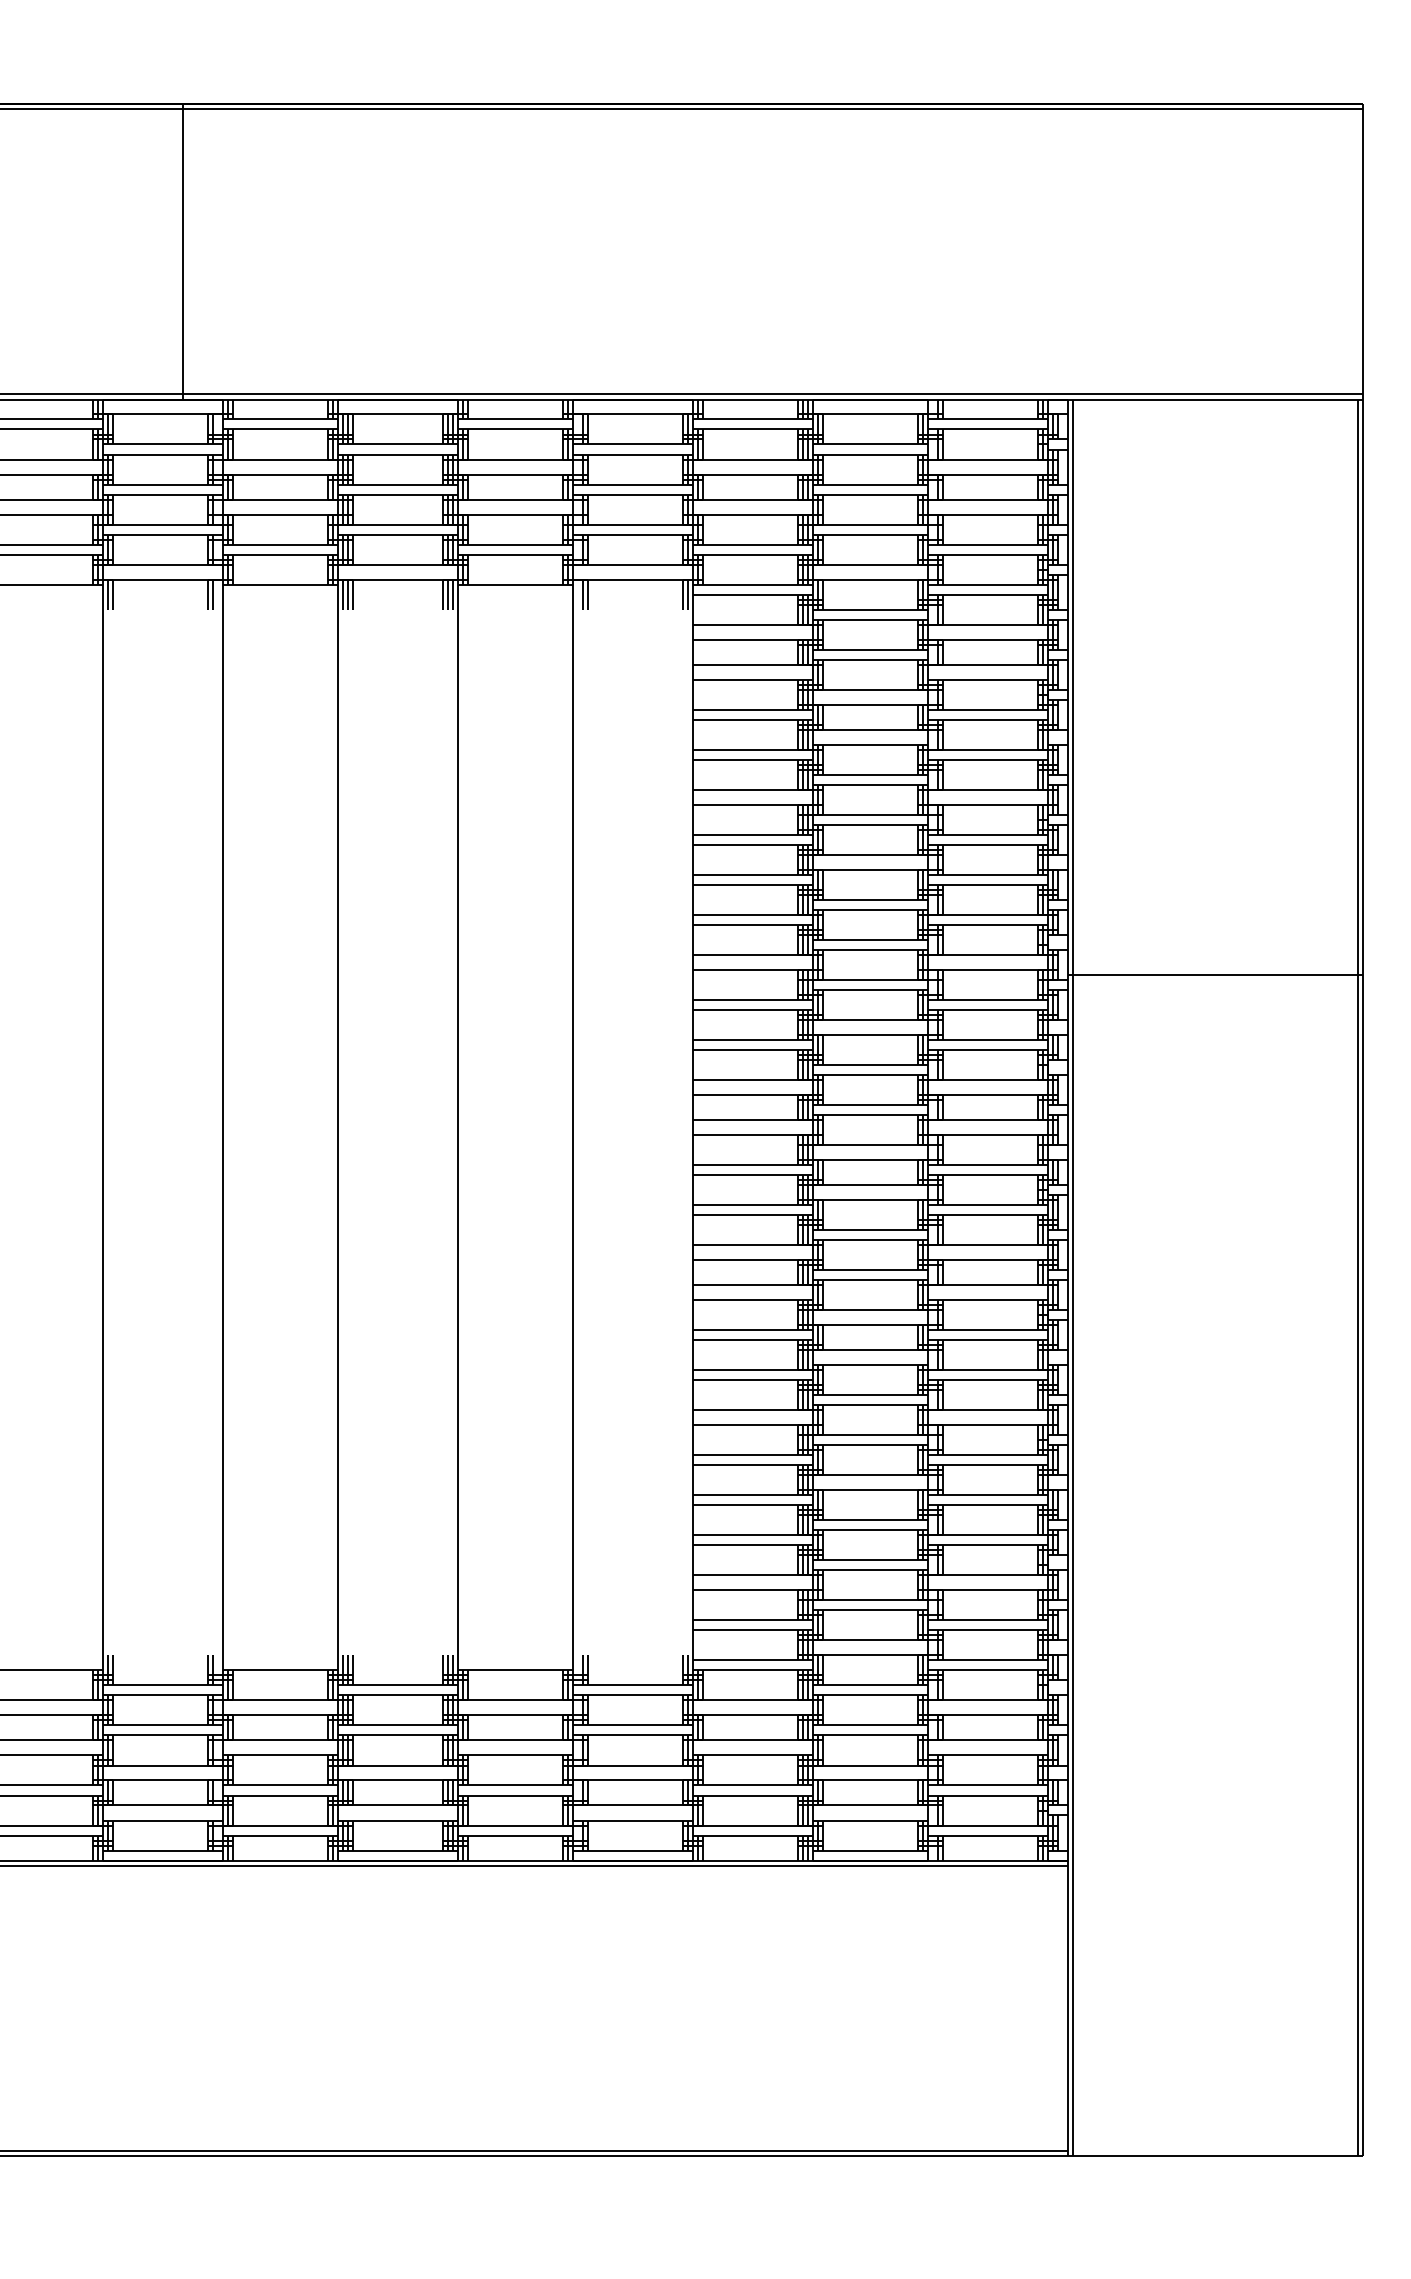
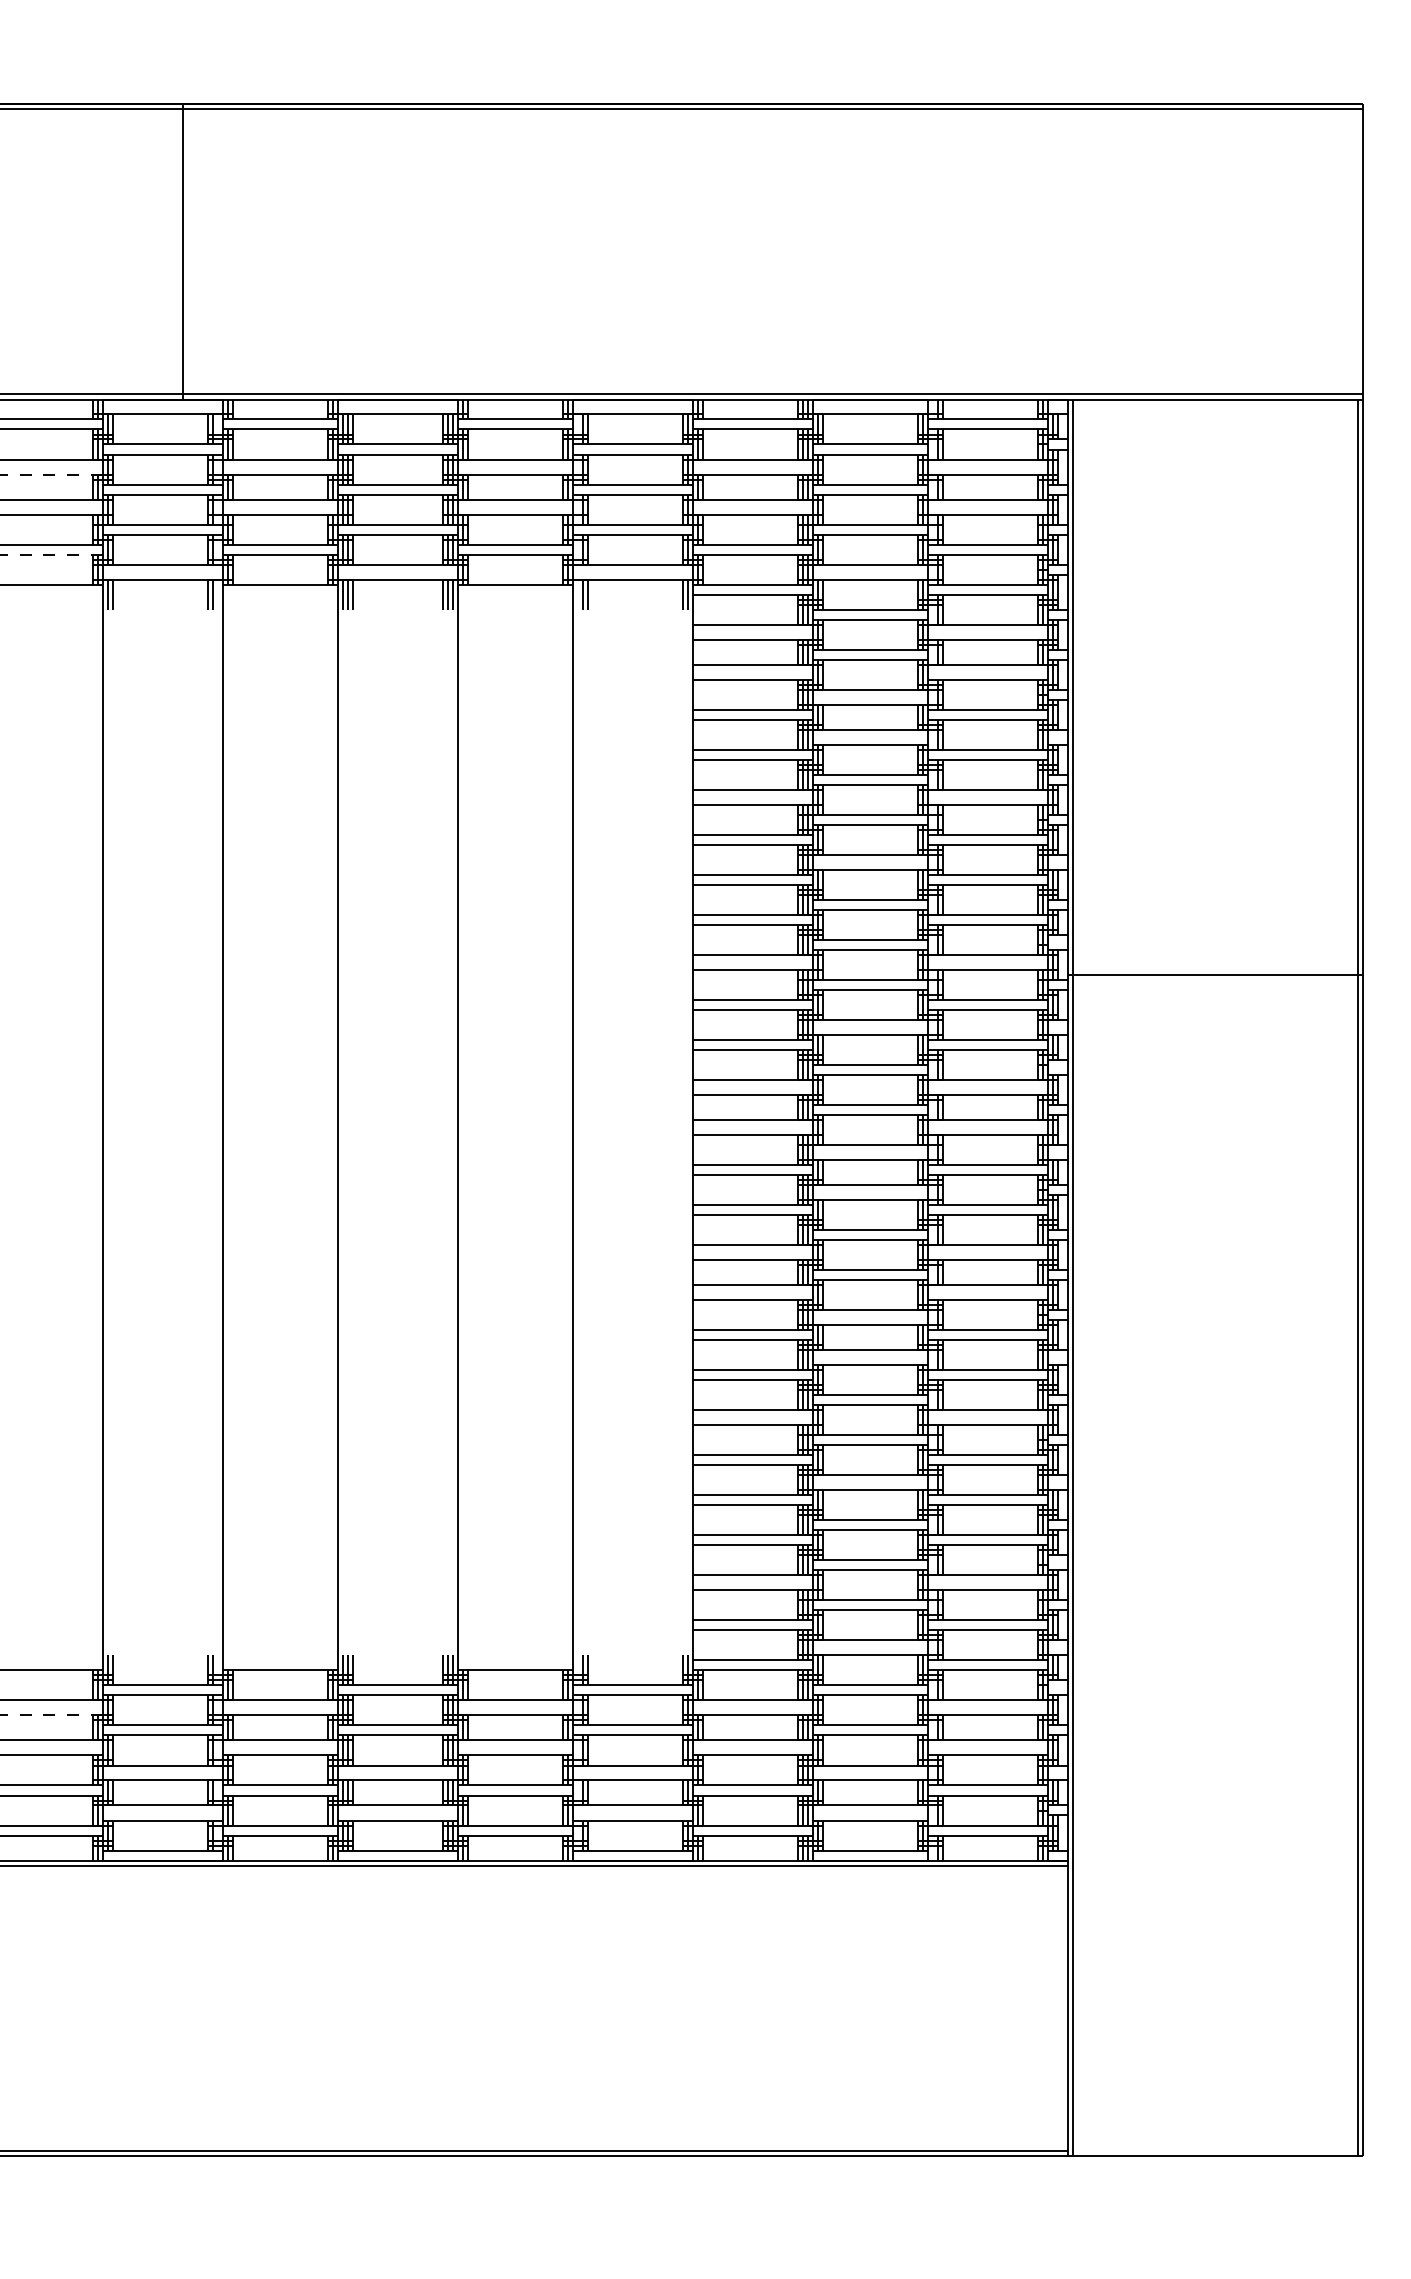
line: solid -> dashed (50, 474)
line: solid -> dashed (50, 554)
line: solid -> dashed (50, 1715)
